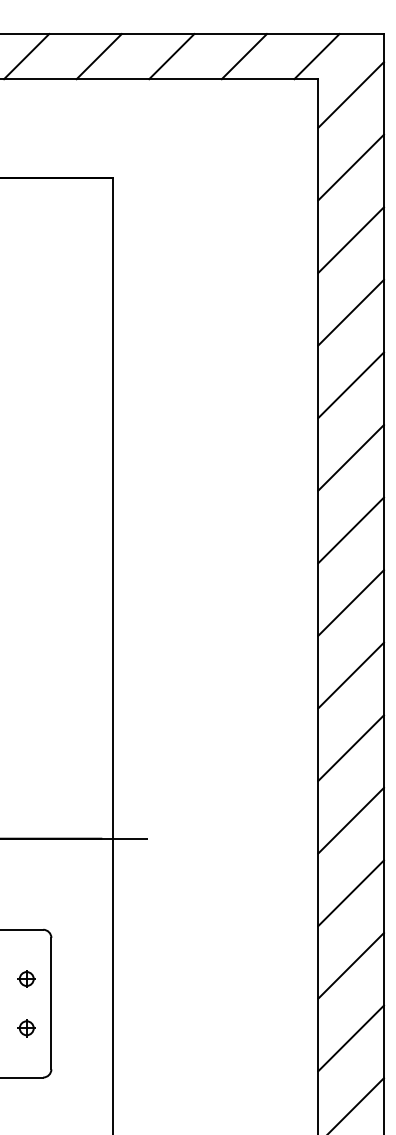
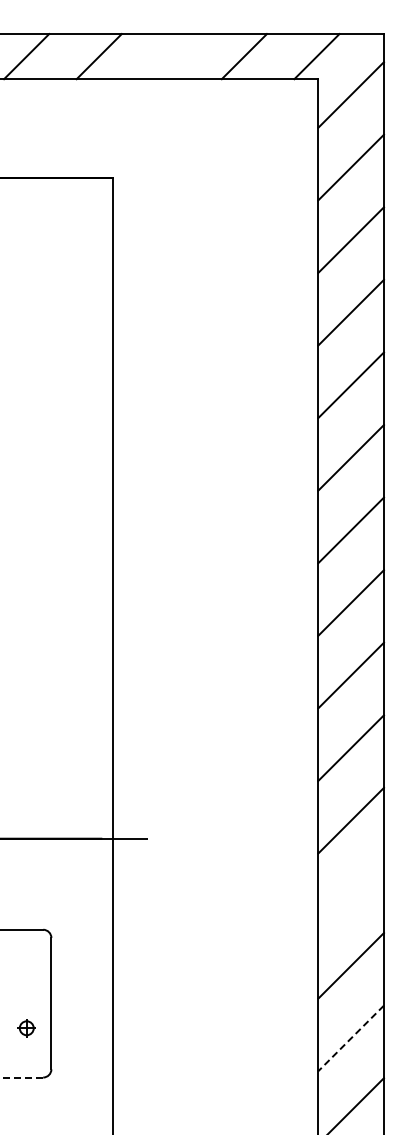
line: present -> none (171, 56)
line: present -> none (350, 893)
part: present -> none (26, 978)
line: solid -> dashed (350, 1038)
line: solid -> dashed (21, 1077)
